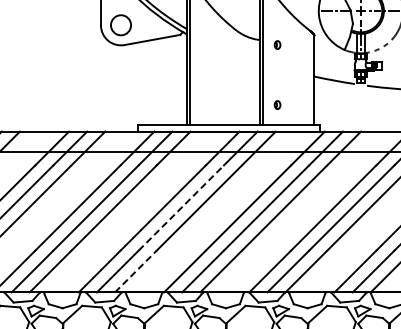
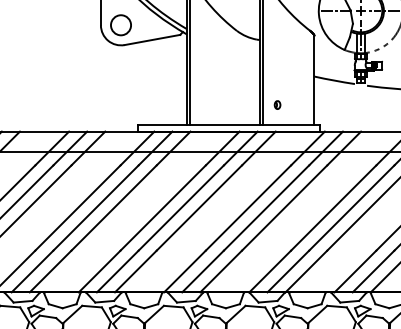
part: present -> none (277, 44)
line: dashed -> solid (181, 207)
line: dashed -> solid (135, 271)
